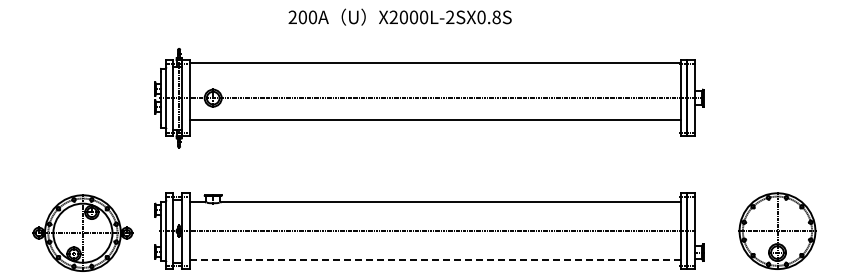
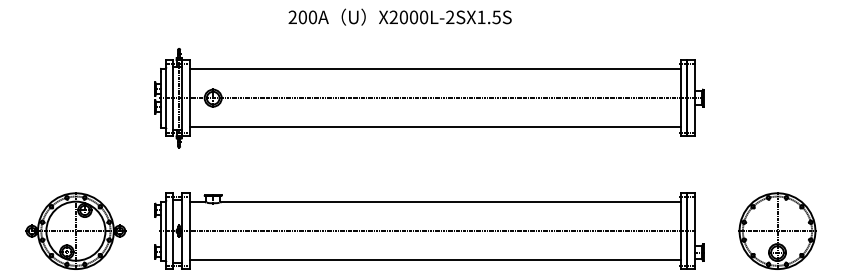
text: X2000L-2SX0.8S -> X2000L-2SX1.5S (488, 17)
line position: (435, 63) -> (435, 69) (435, 69)
line position: (435, 119) -> (435, 126) (435, 126)
part position: (82, 232) -> (75, 230) (75, 230)
line: dashed -> solid (435, 259)
